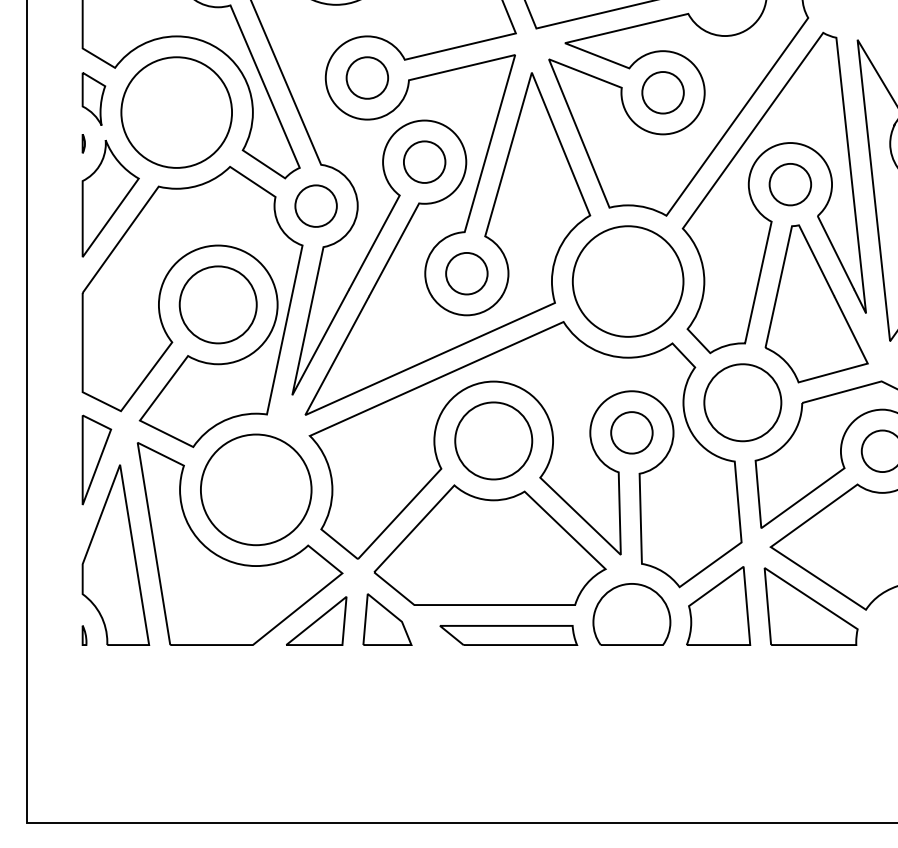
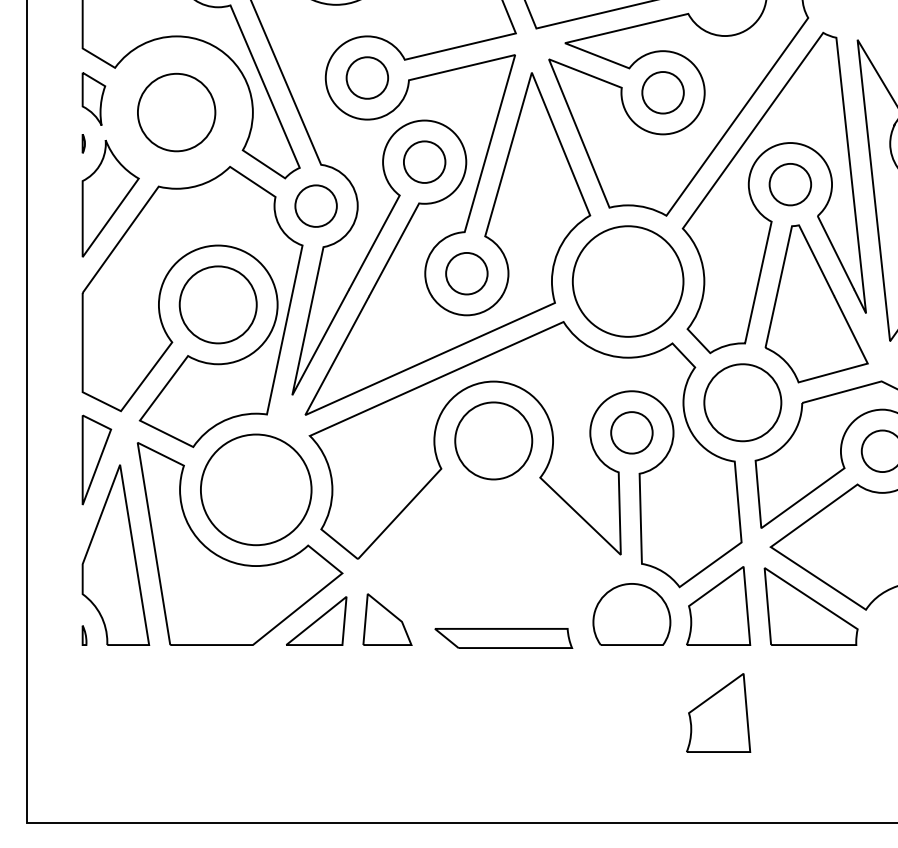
part size: 113x113 px -> 80x81 px (176, 112)
part: present -> none (489, 544)
part position: (508, 635) -> (503, 638) (503, 638)
part: none -> present (718, 712)
